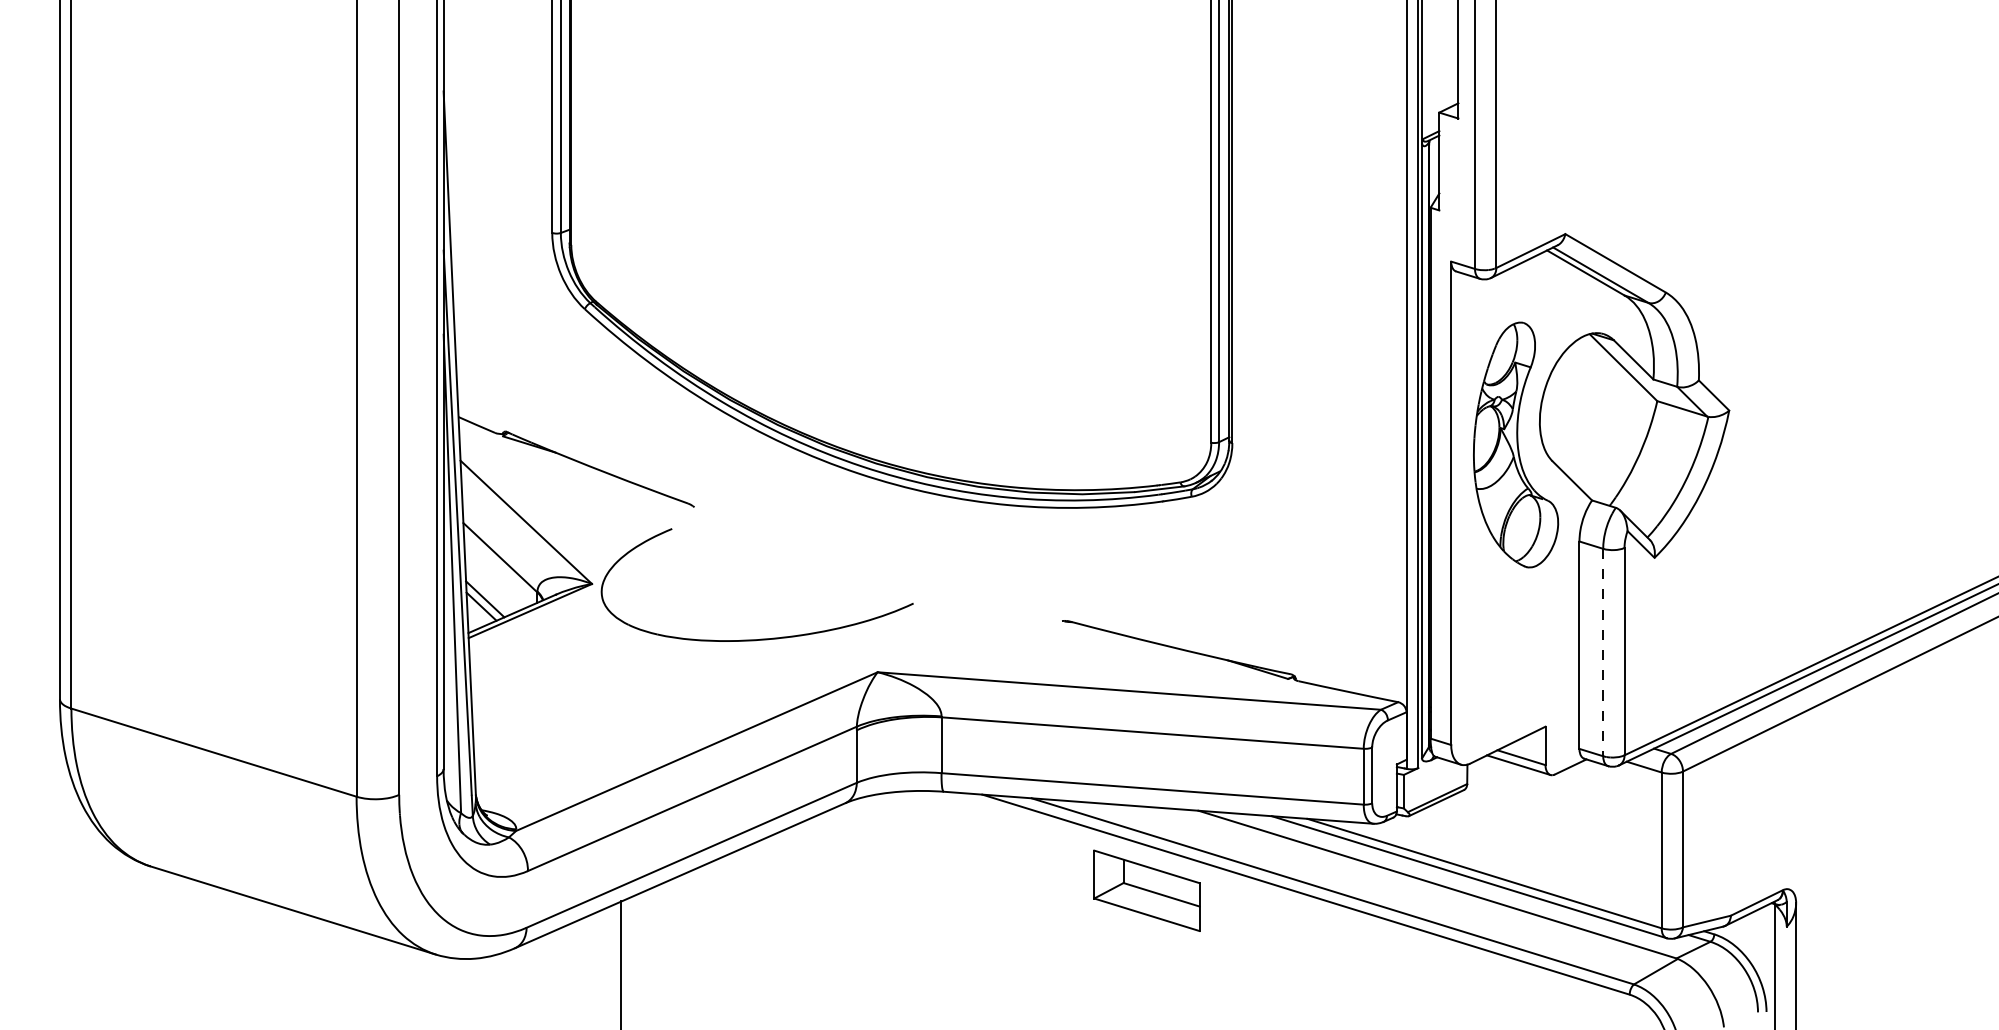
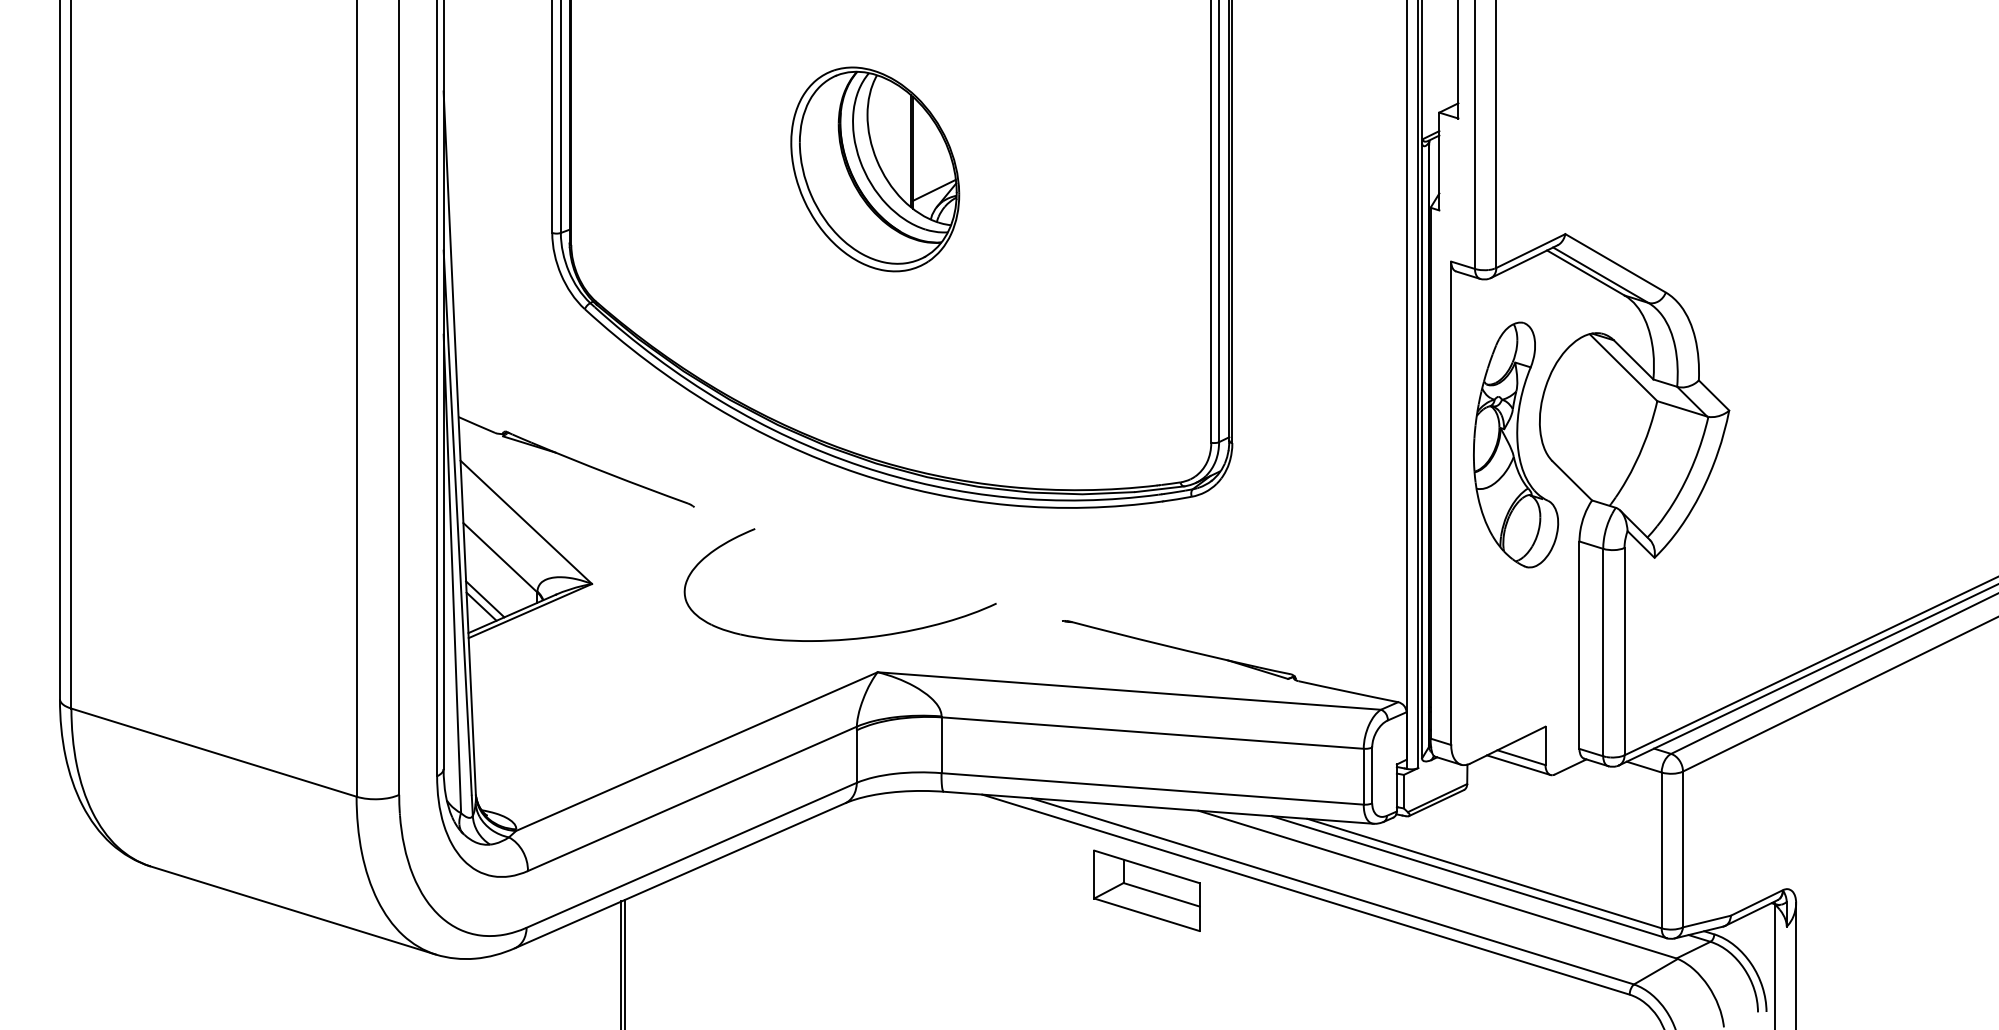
part: none -> present (875, 169)
part position: (760, 638) -> (843, 638) (843, 638)
line: dashed -> solid (1603, 652)
line: none -> present (624, 962)
